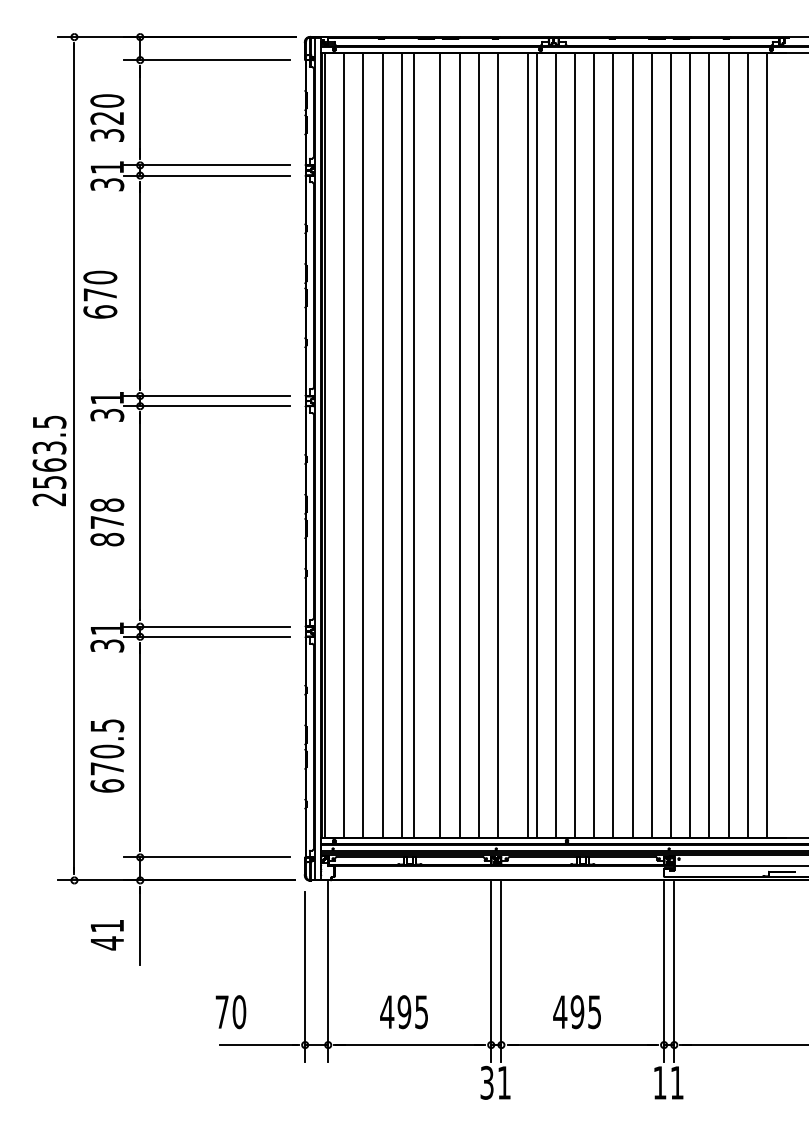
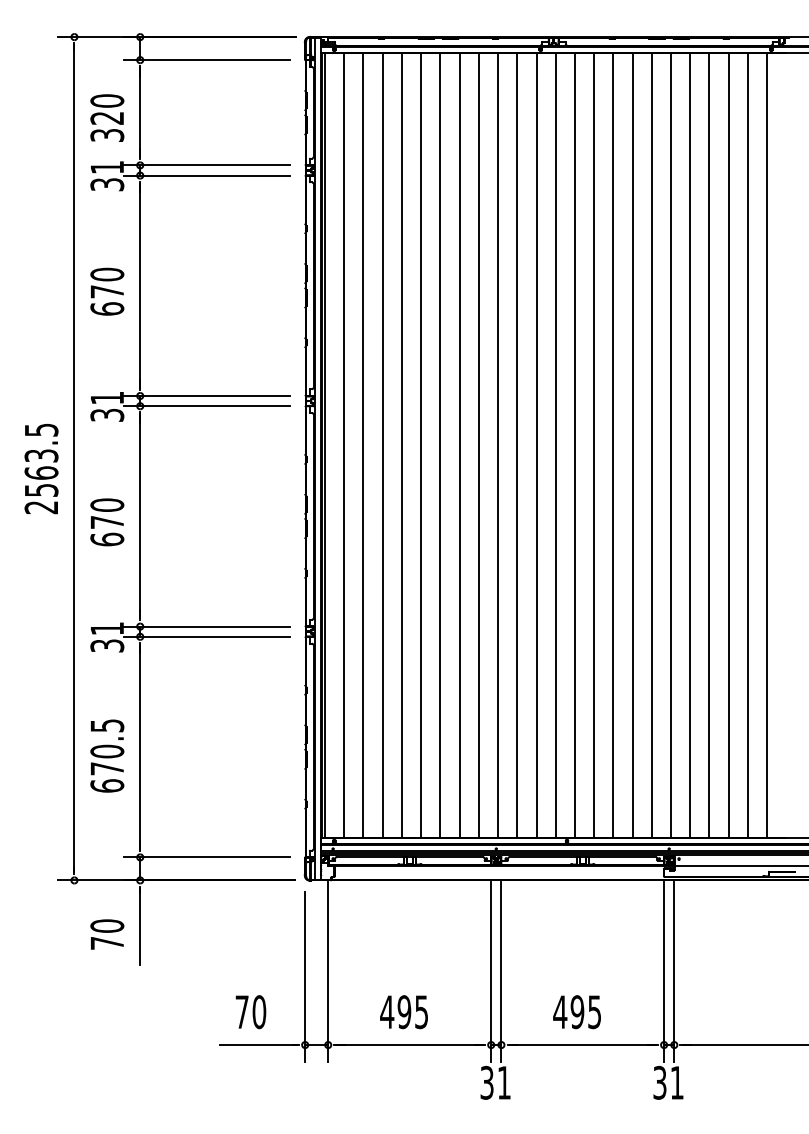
text position: (100, 294) -> (107, 291) (107, 291)
line position: (414, 445) -> (421, 445) (421, 445)
line position: (528, 445) -> (517, 445) (517, 445)
text position: (49, 460) -> (41, 468) (41, 468)
text: 878 -> 670 (107, 522)
text: 41 -> 70 (107, 934)
text position: (230, 1012) -> (250, 1012) (250, 1012)
text: 11 -> 31 (659, 1082)
